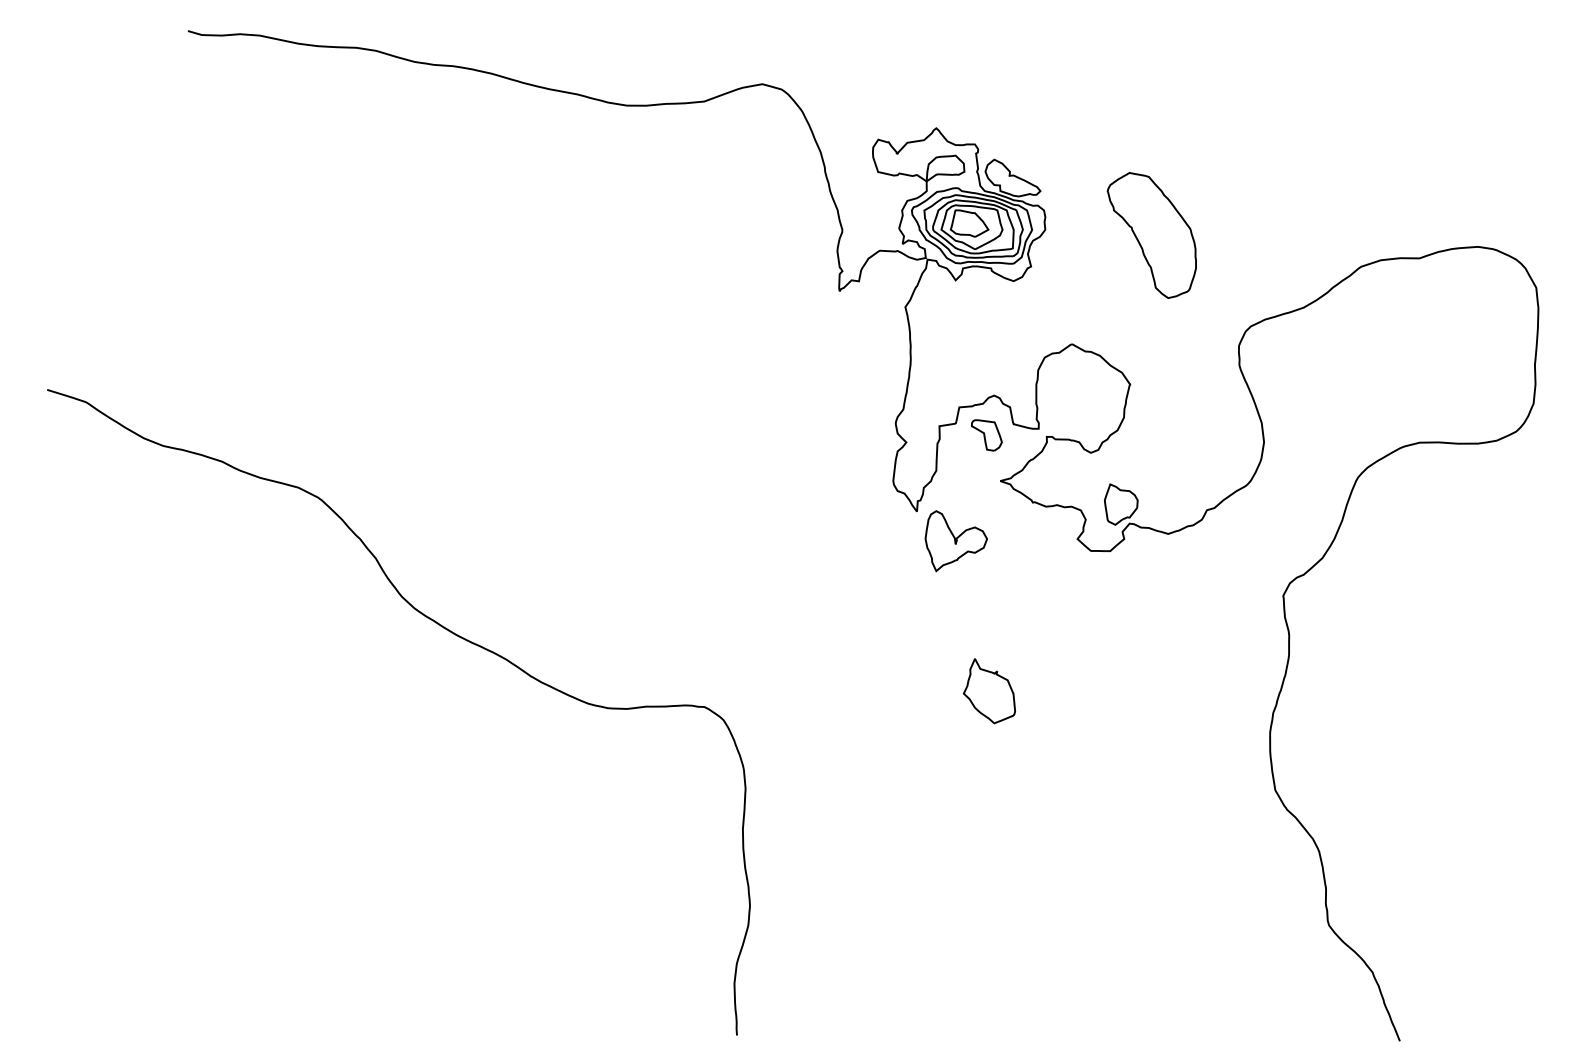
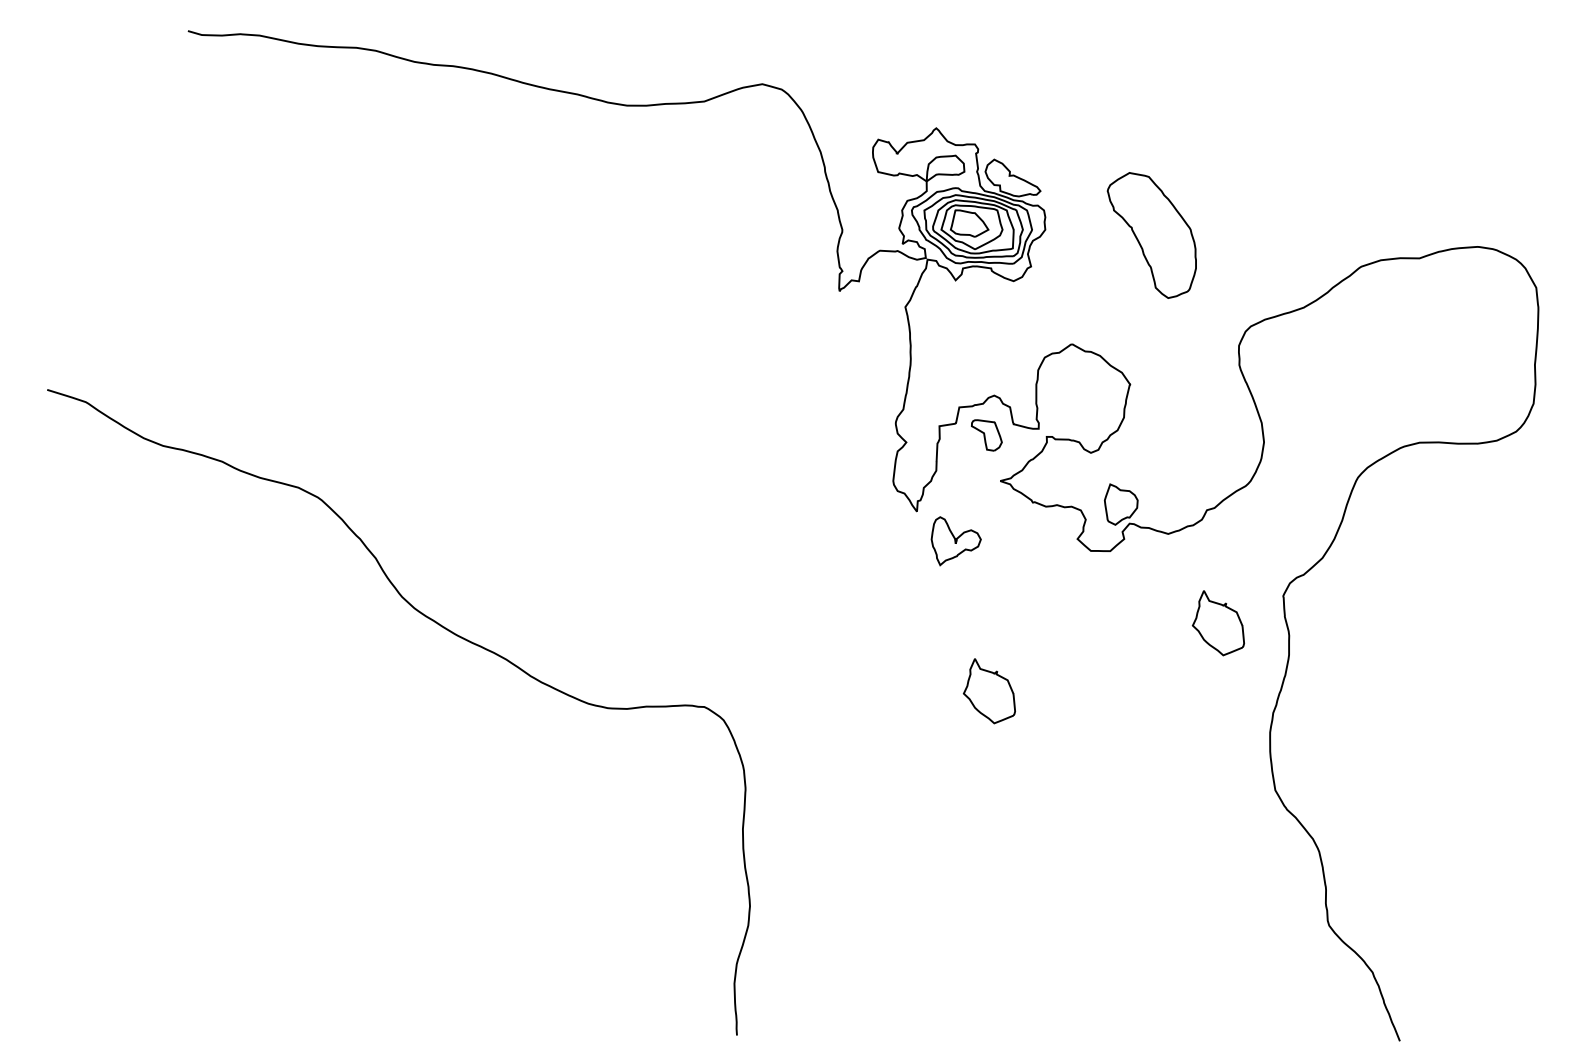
part size: 64x63 px -> 52x51 px (955, 541)
part: none -> present (1217, 623)
